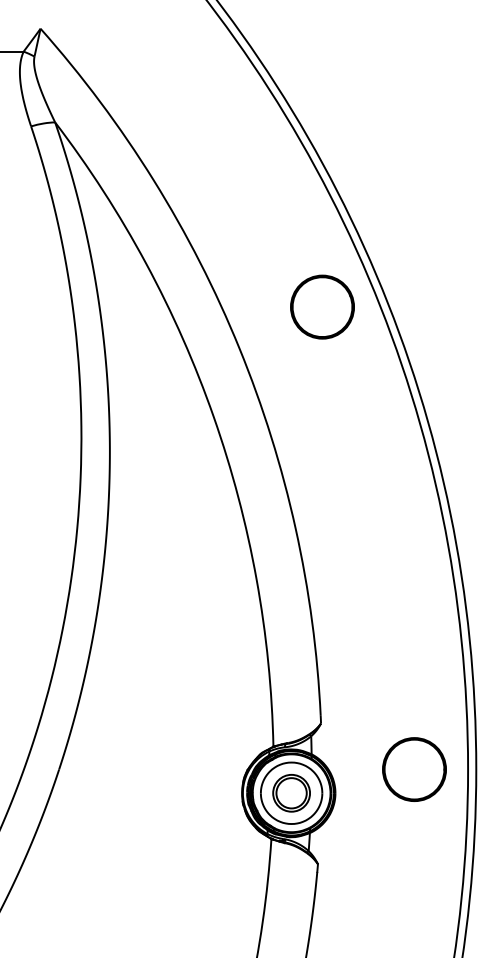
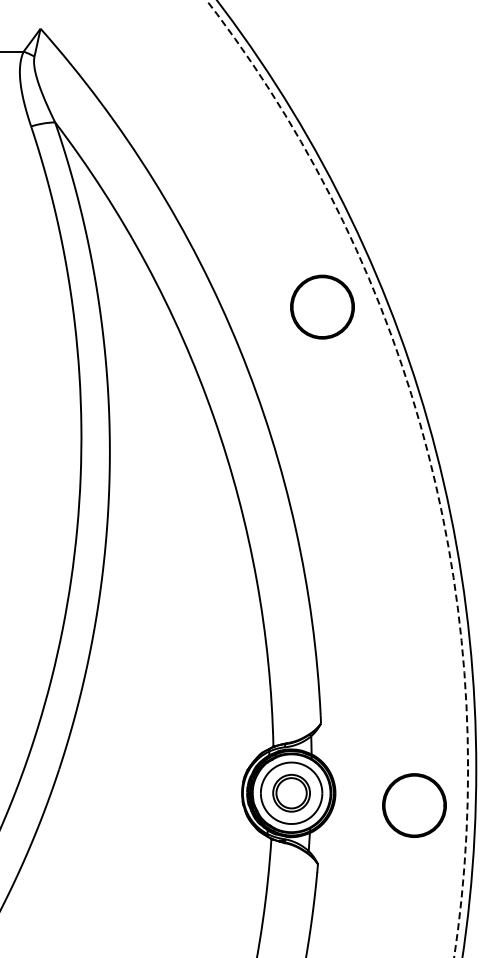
circle: solid -> dashed (337, 478)
circle position: (414, 769) -> (414, 805) (414, 805)
